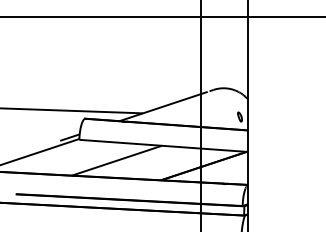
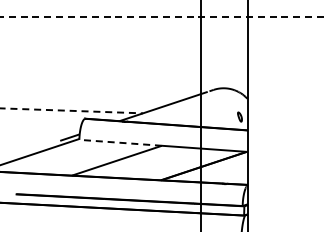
line: solid -> dashed (162, 17)
line: solid -> dashed (72, 110)
line: solid -> dashed (120, 142)
